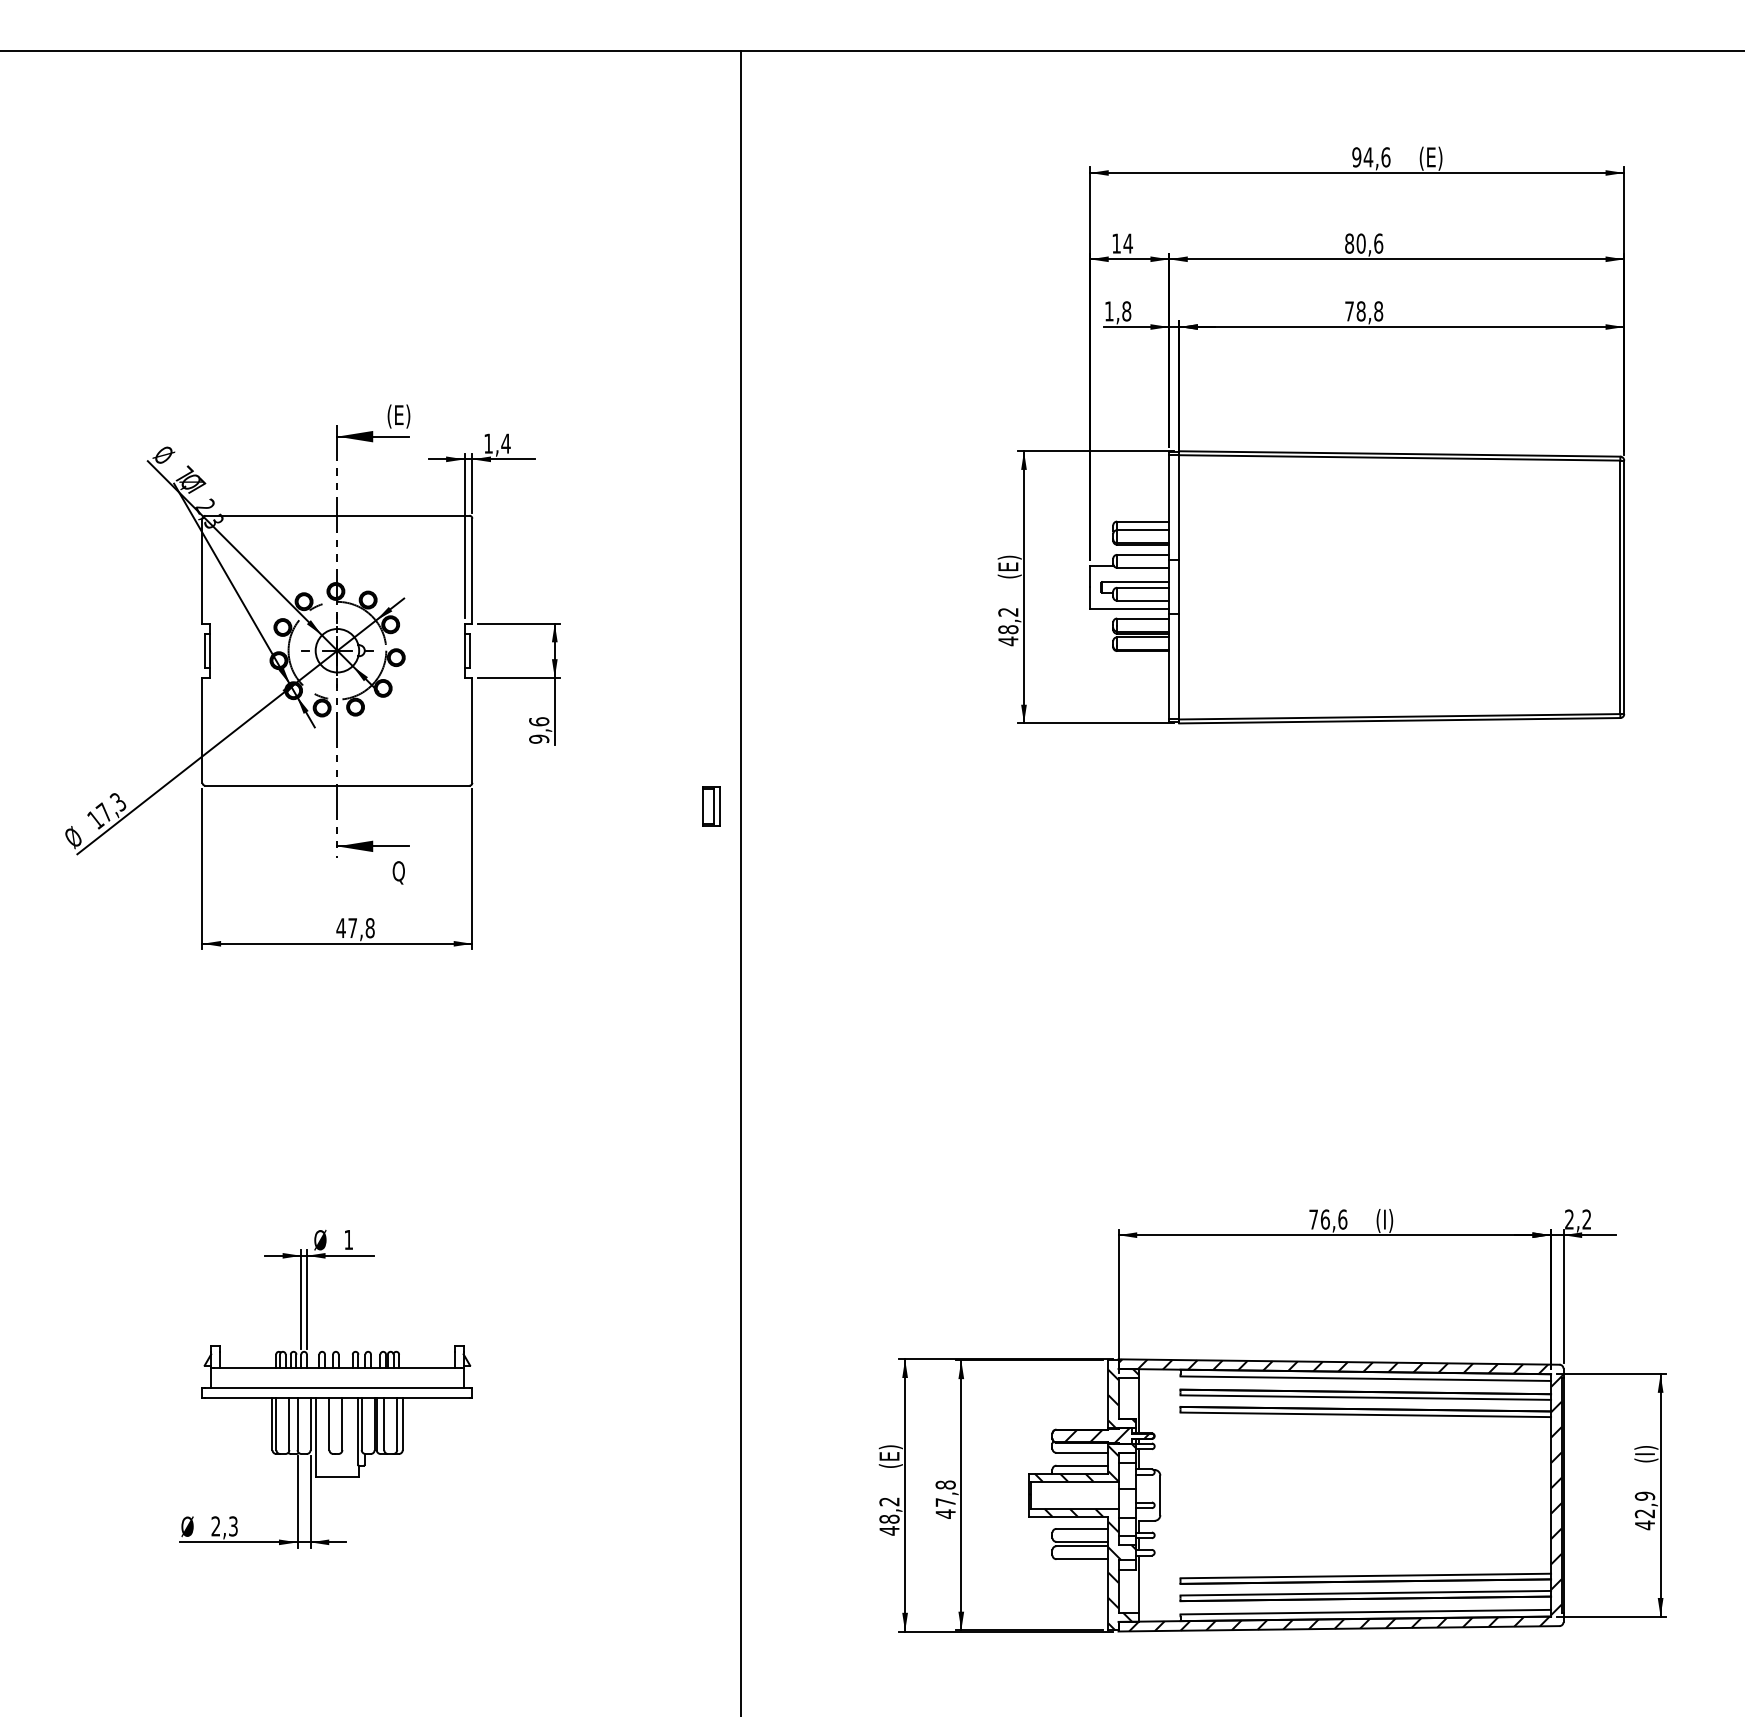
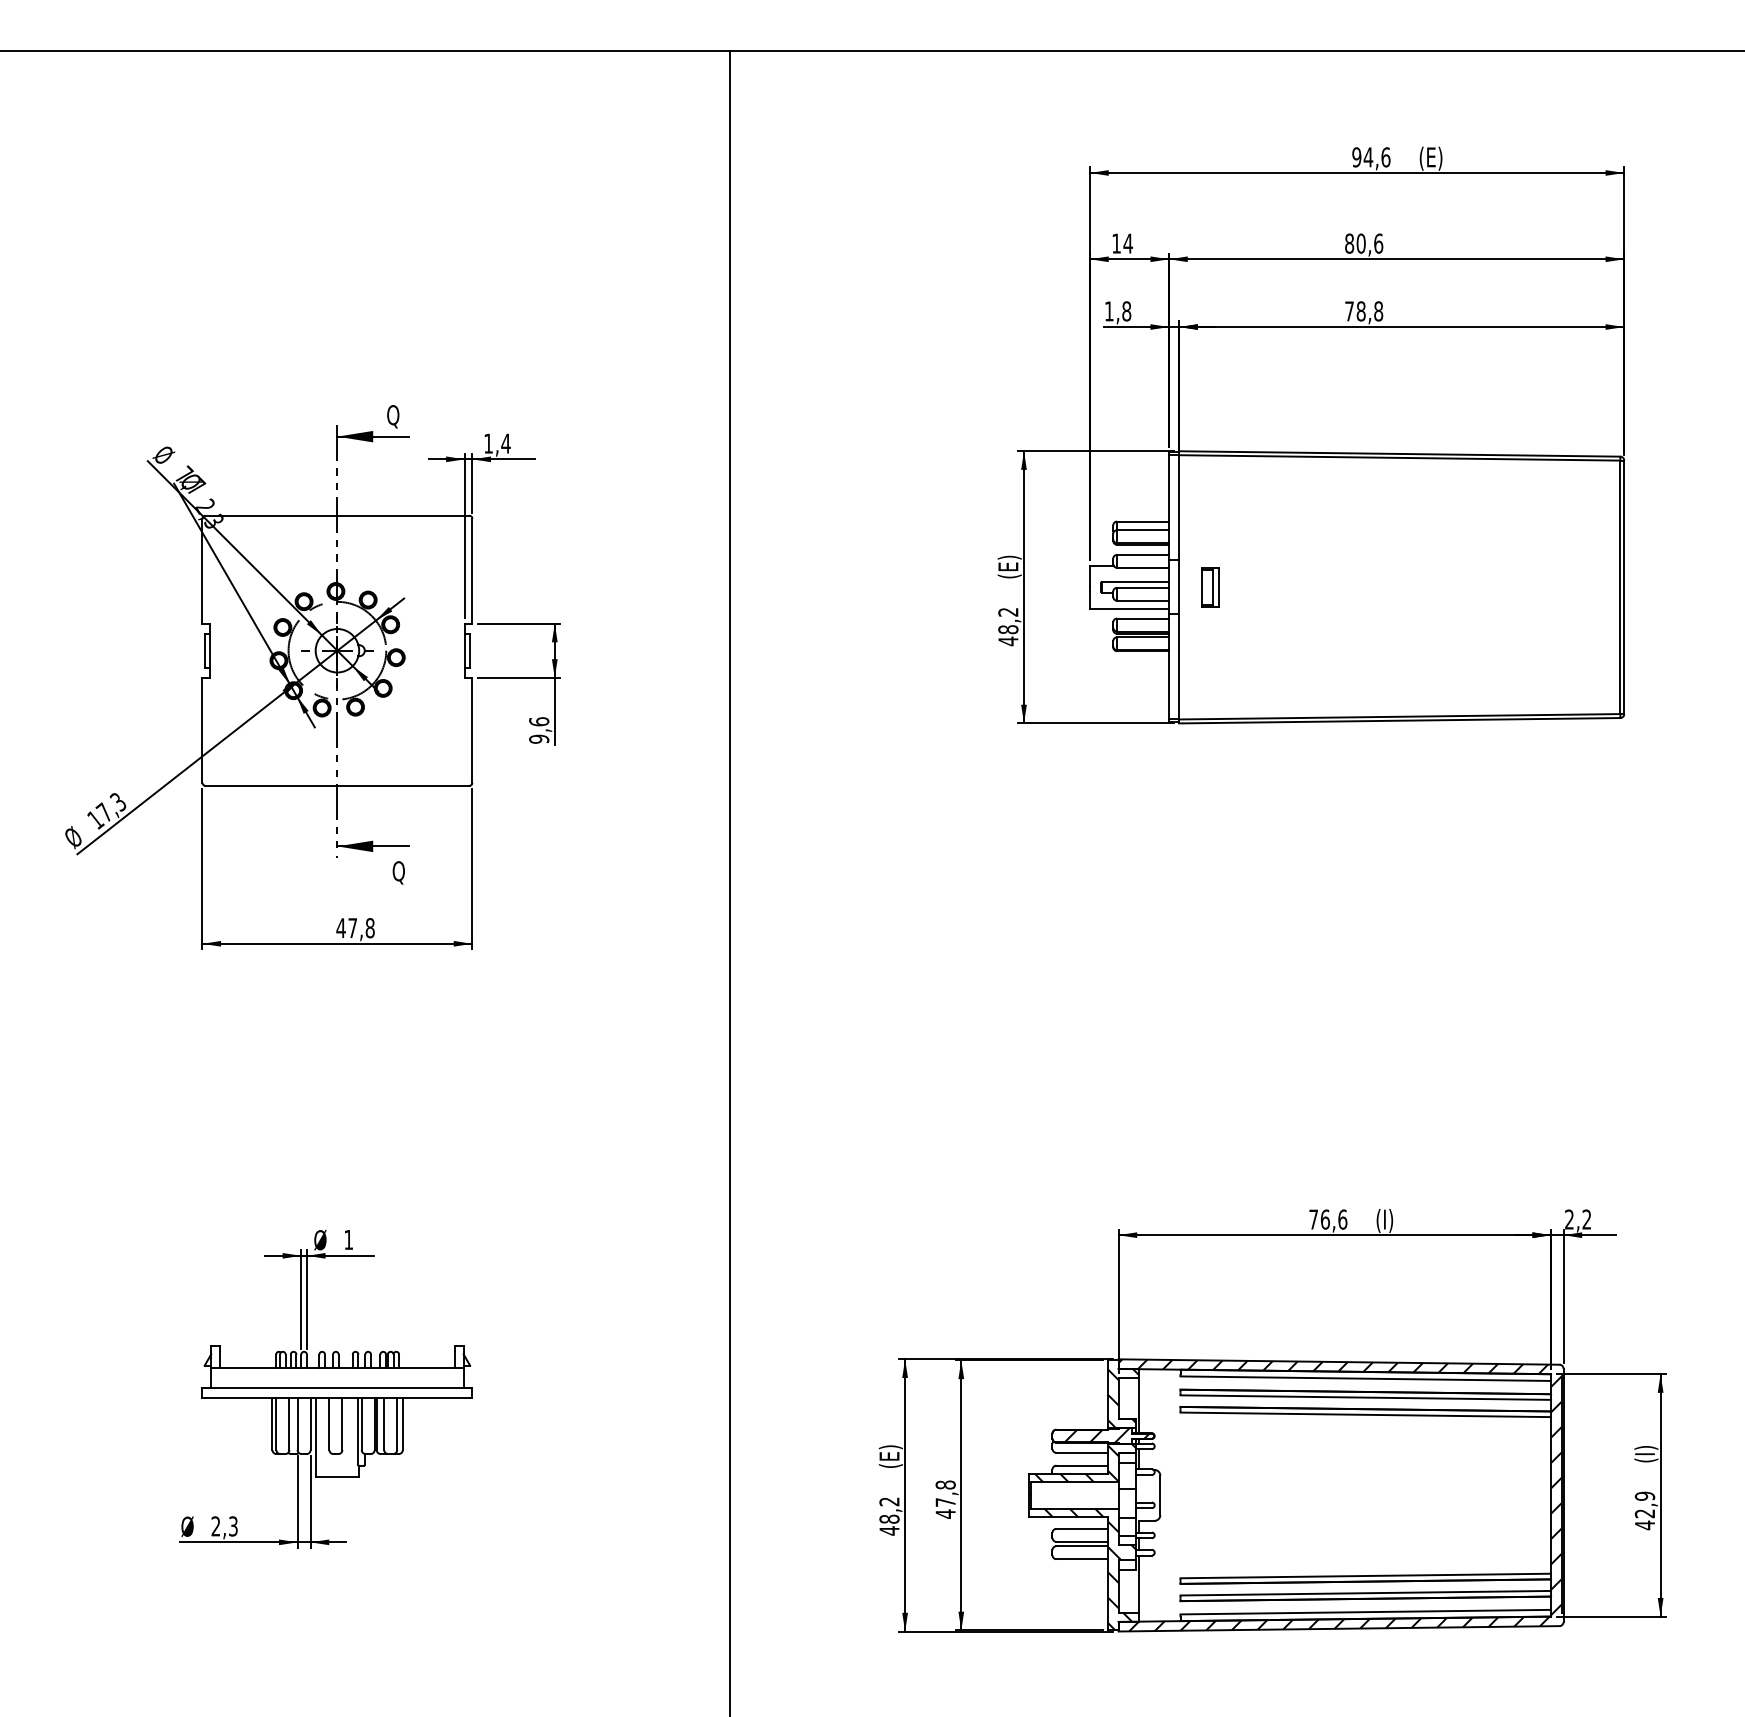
text: (E) -> Q (398, 416)
part position: (711, 806) -> (1210, 587) (1210, 587)
line position: (741, 882) -> (730, 882) (730, 882)
